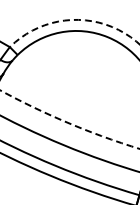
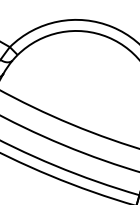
arc: dashed -> solid (74, 19)
arc: dashed -> solid (69, 123)
